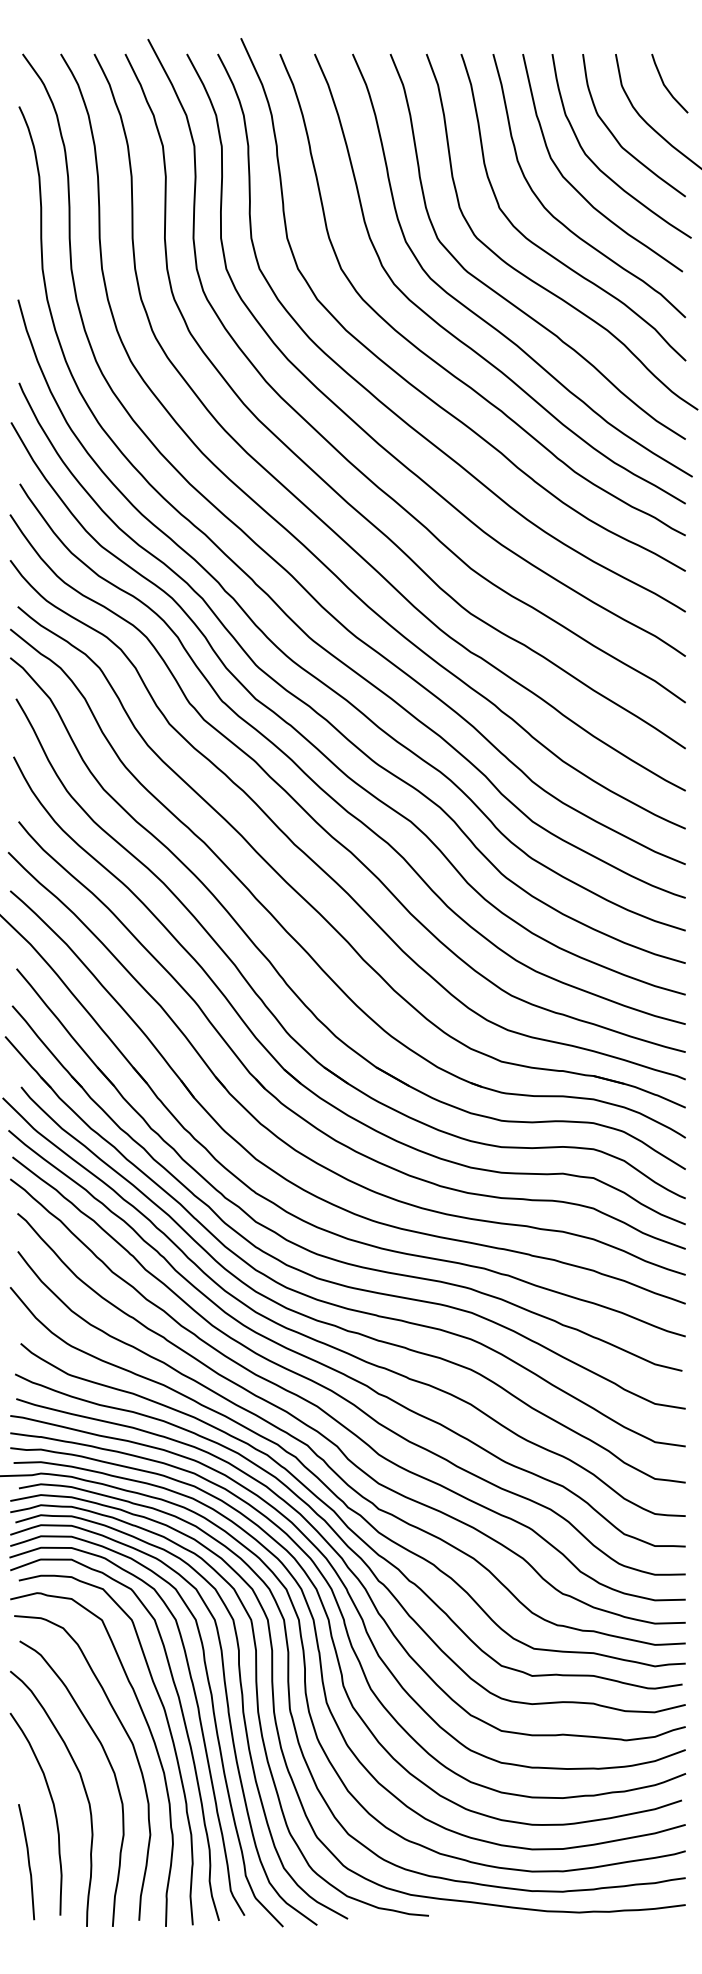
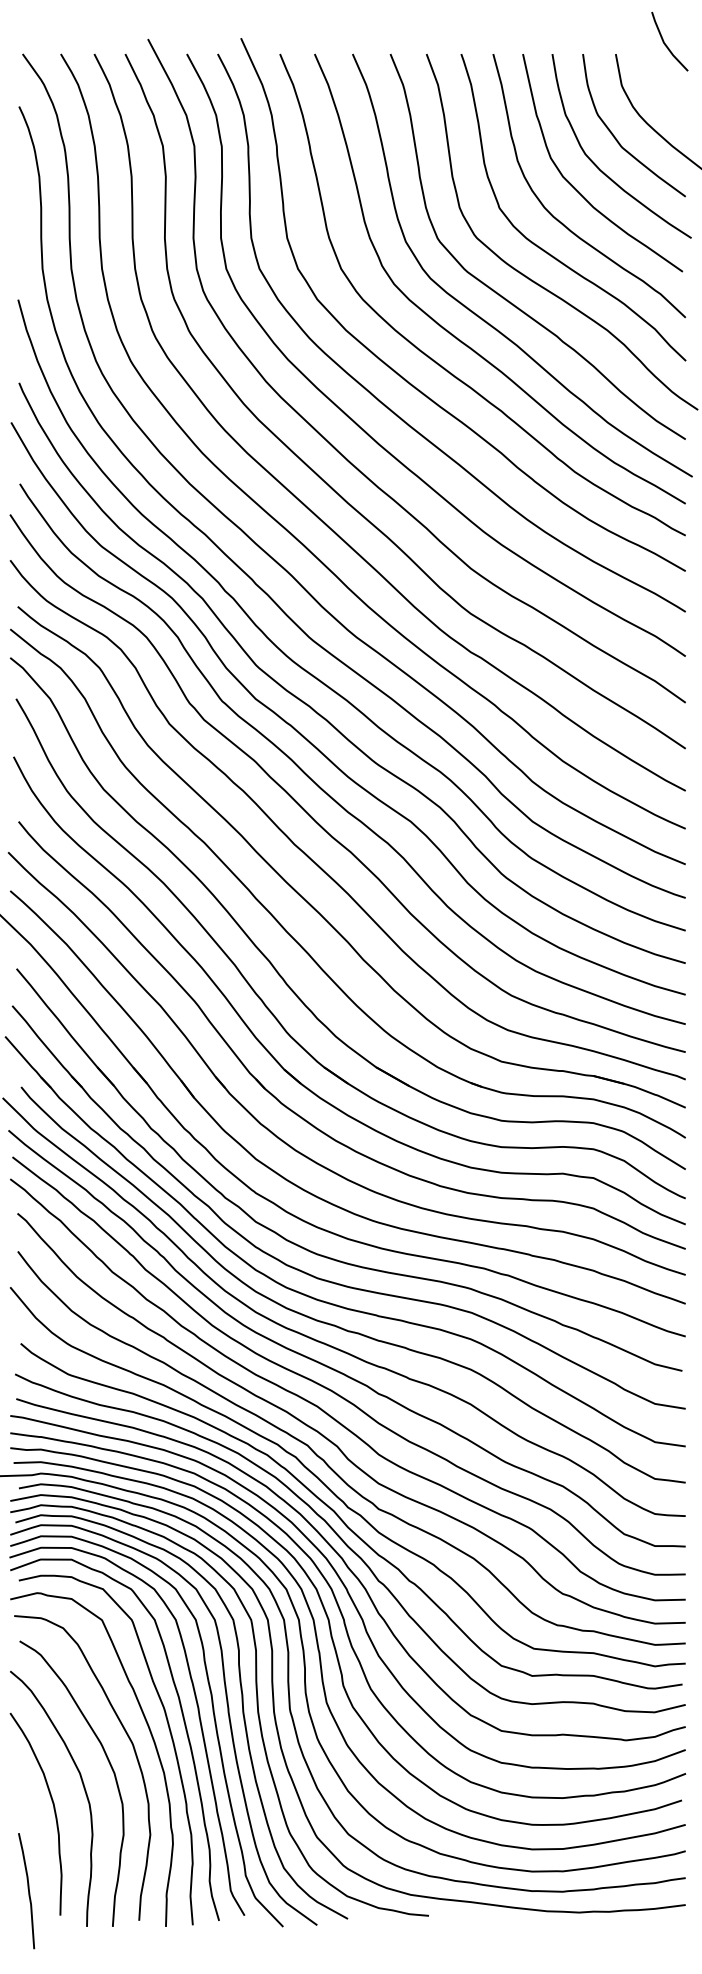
line position: (666, 86) -> (666, 44) (666, 44)
curve position: (28, 1862) -> (28, 1891) (28, 1891)
